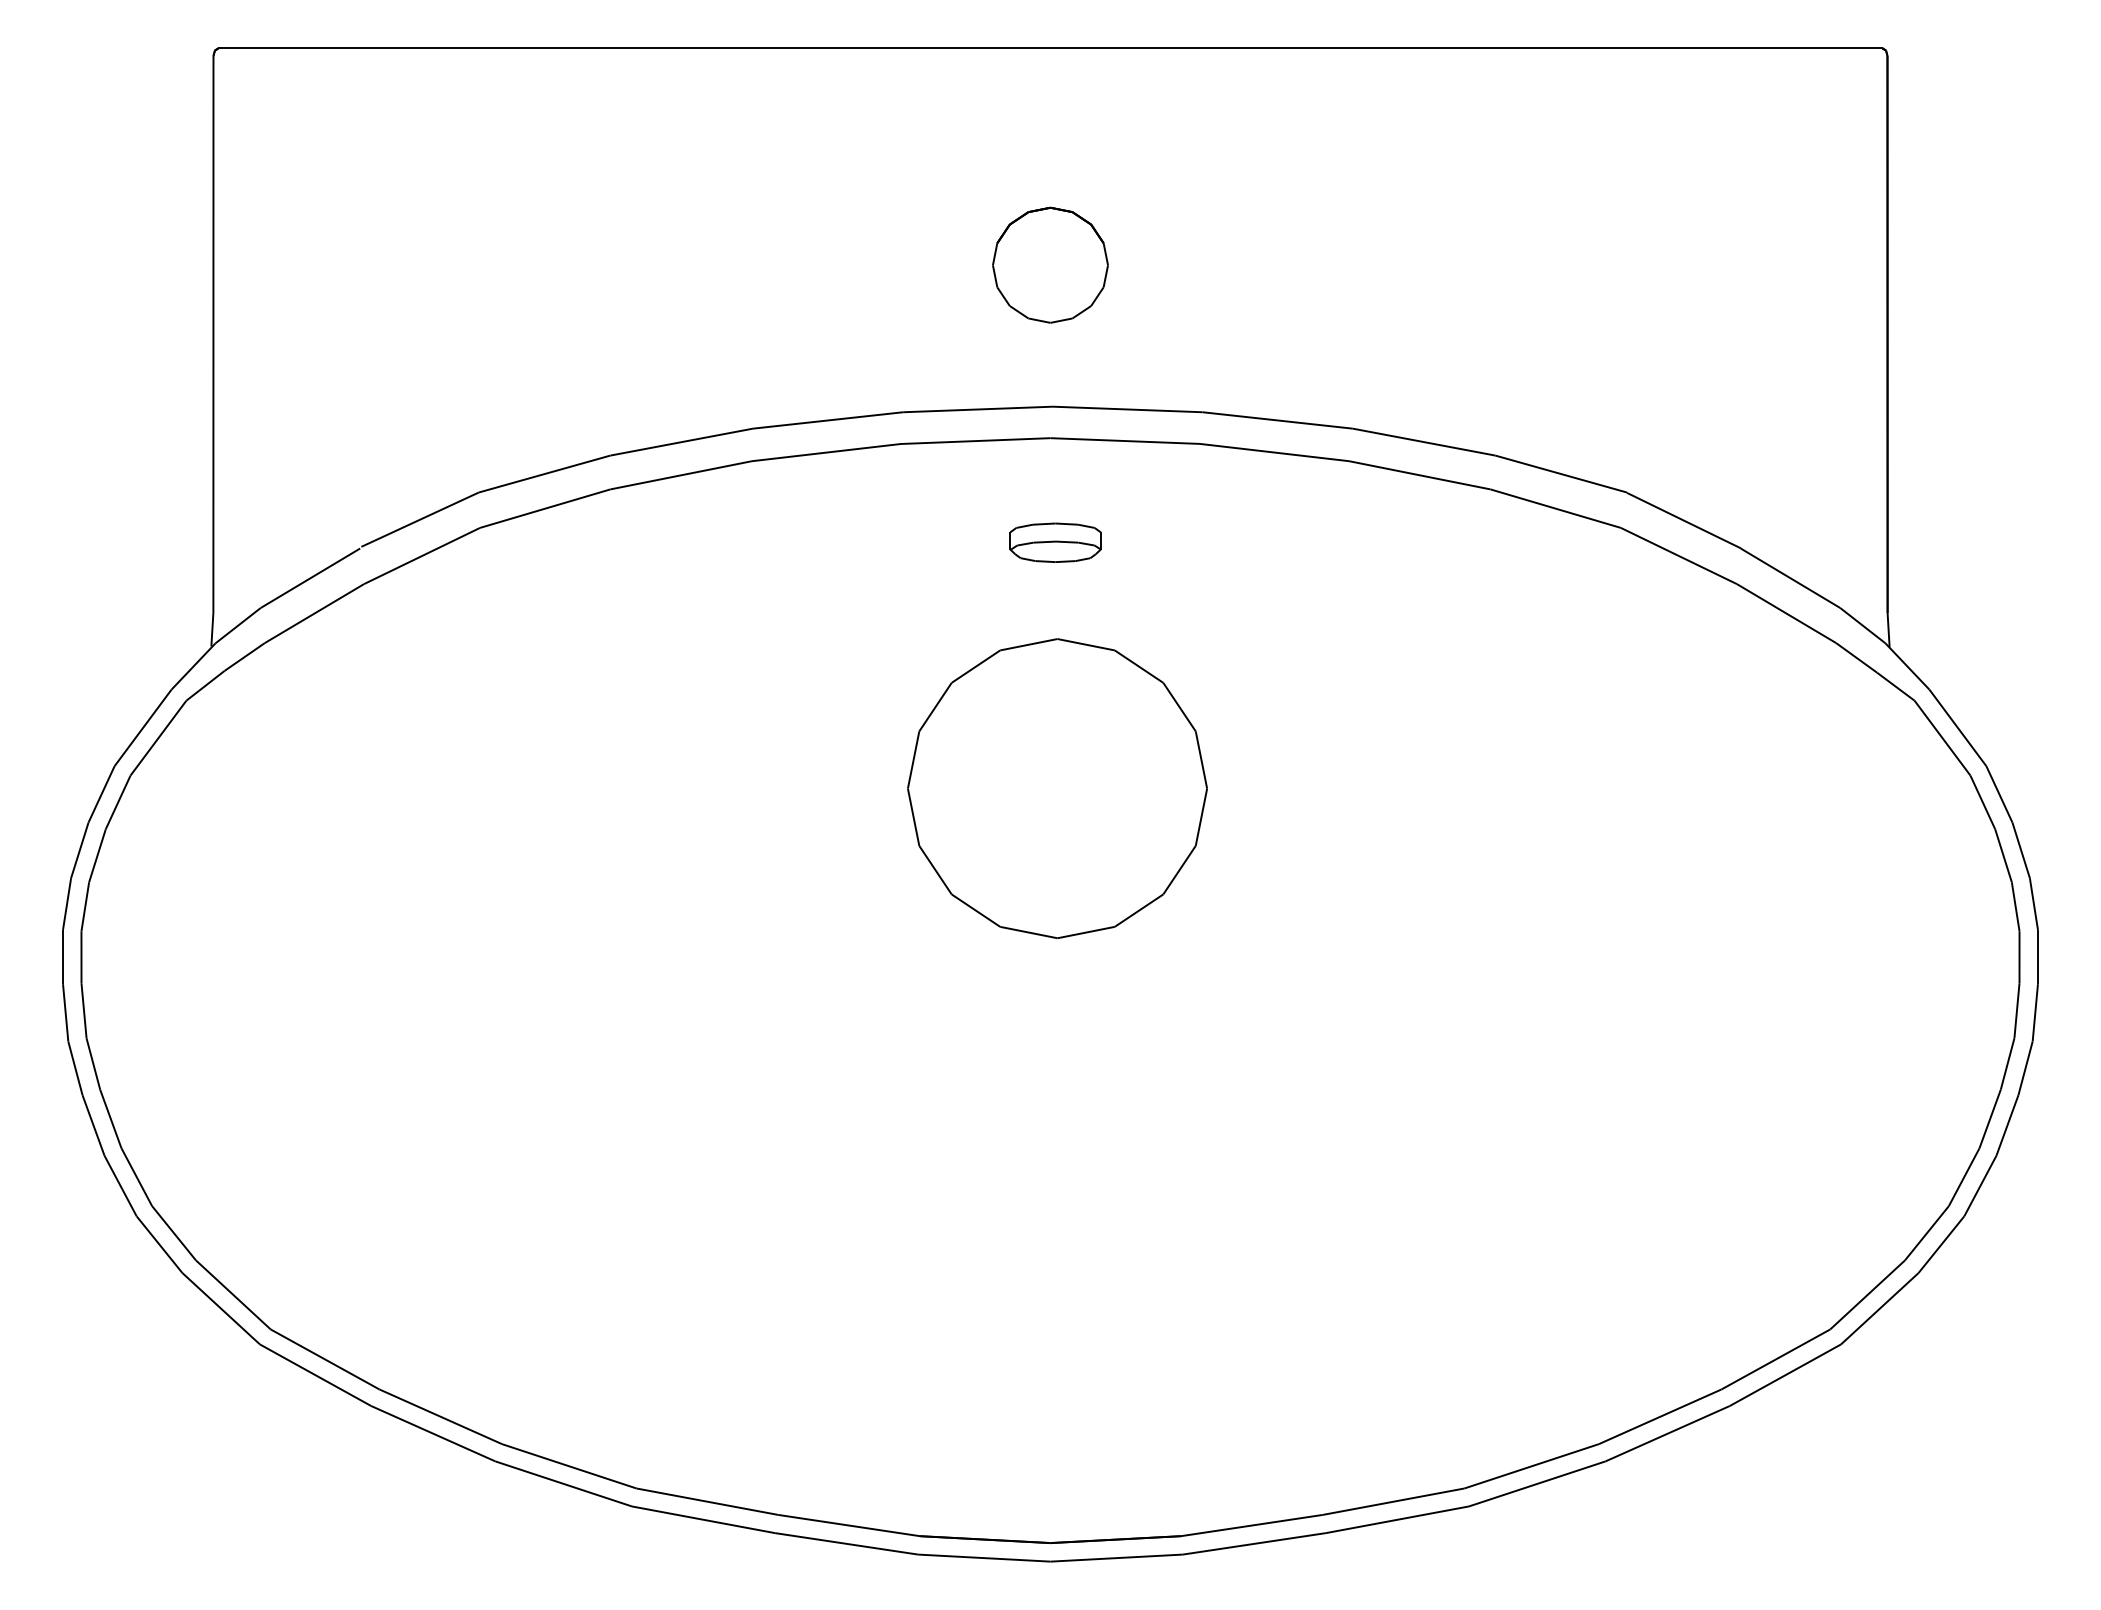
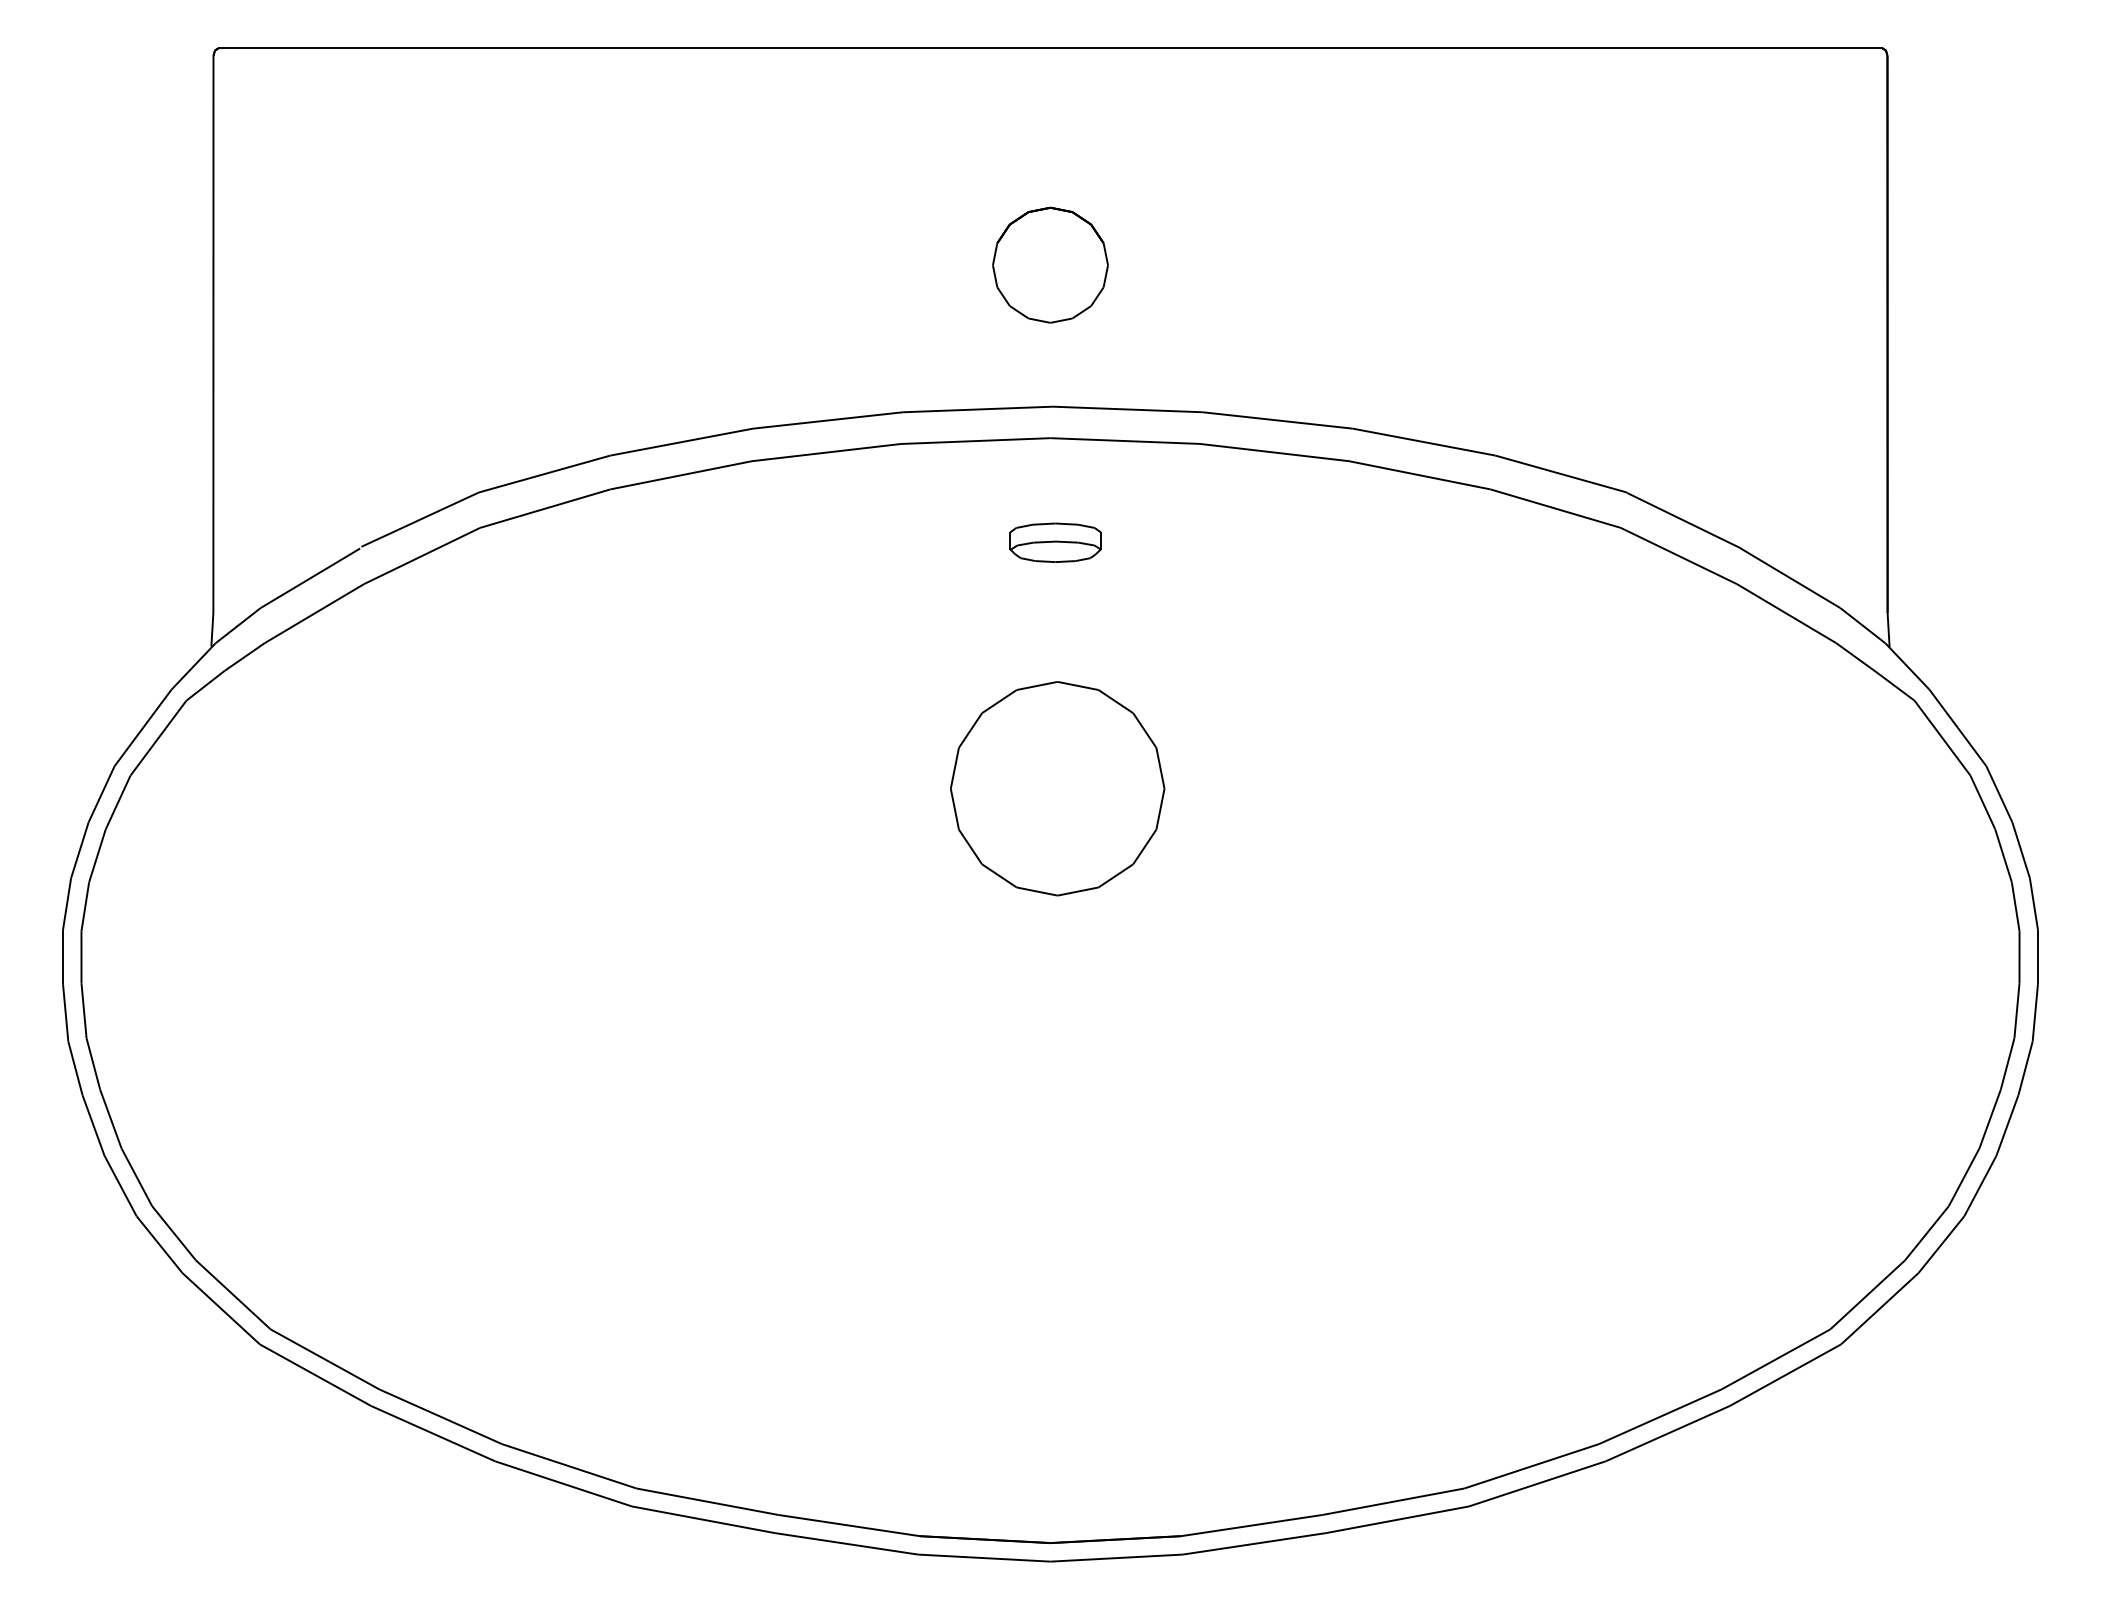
part size: 301x302 px -> 216x216 px (1057, 788)
